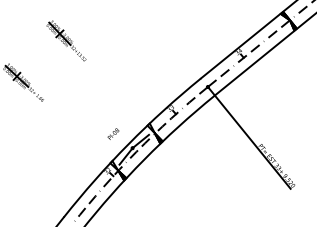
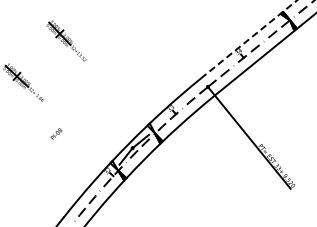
line: solid -> dashed (249, 39)
text position: (113, 133) -> (56, 133) (56, 133)
